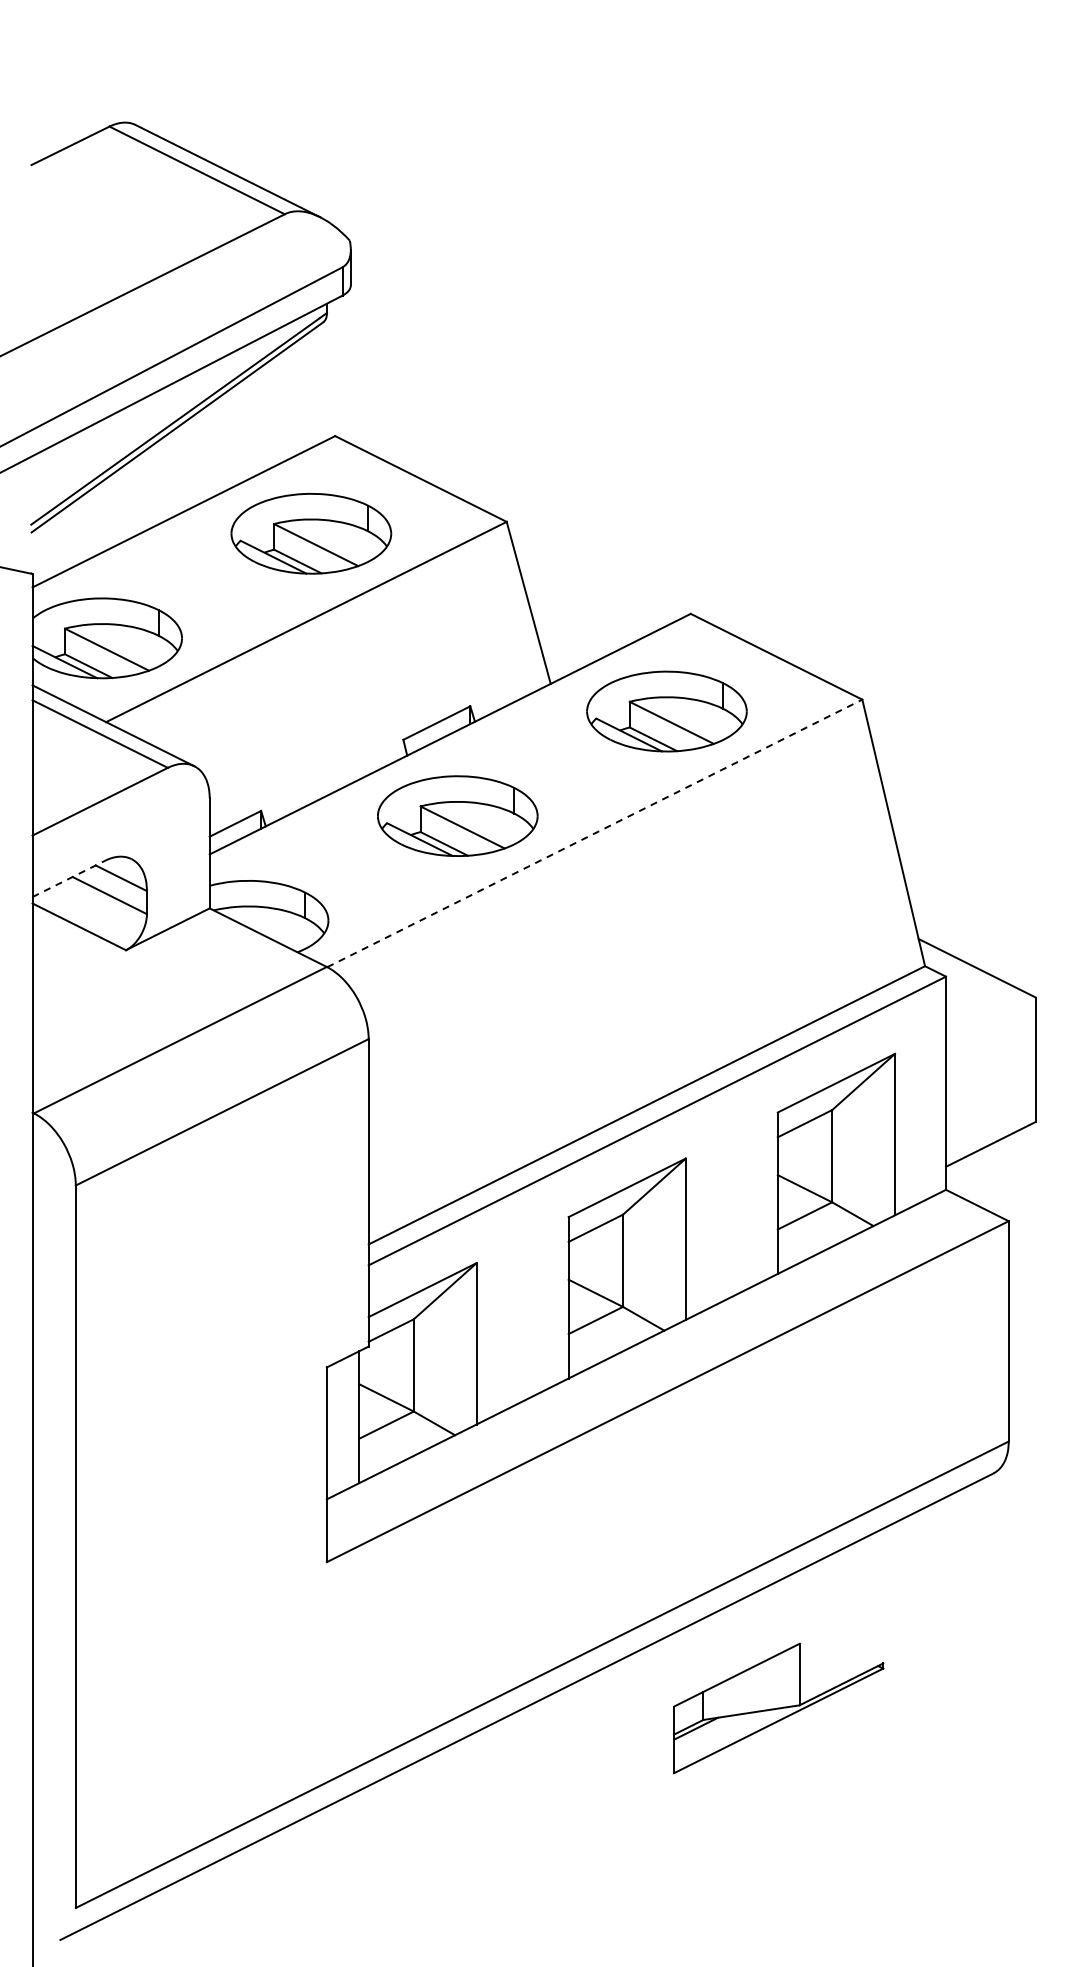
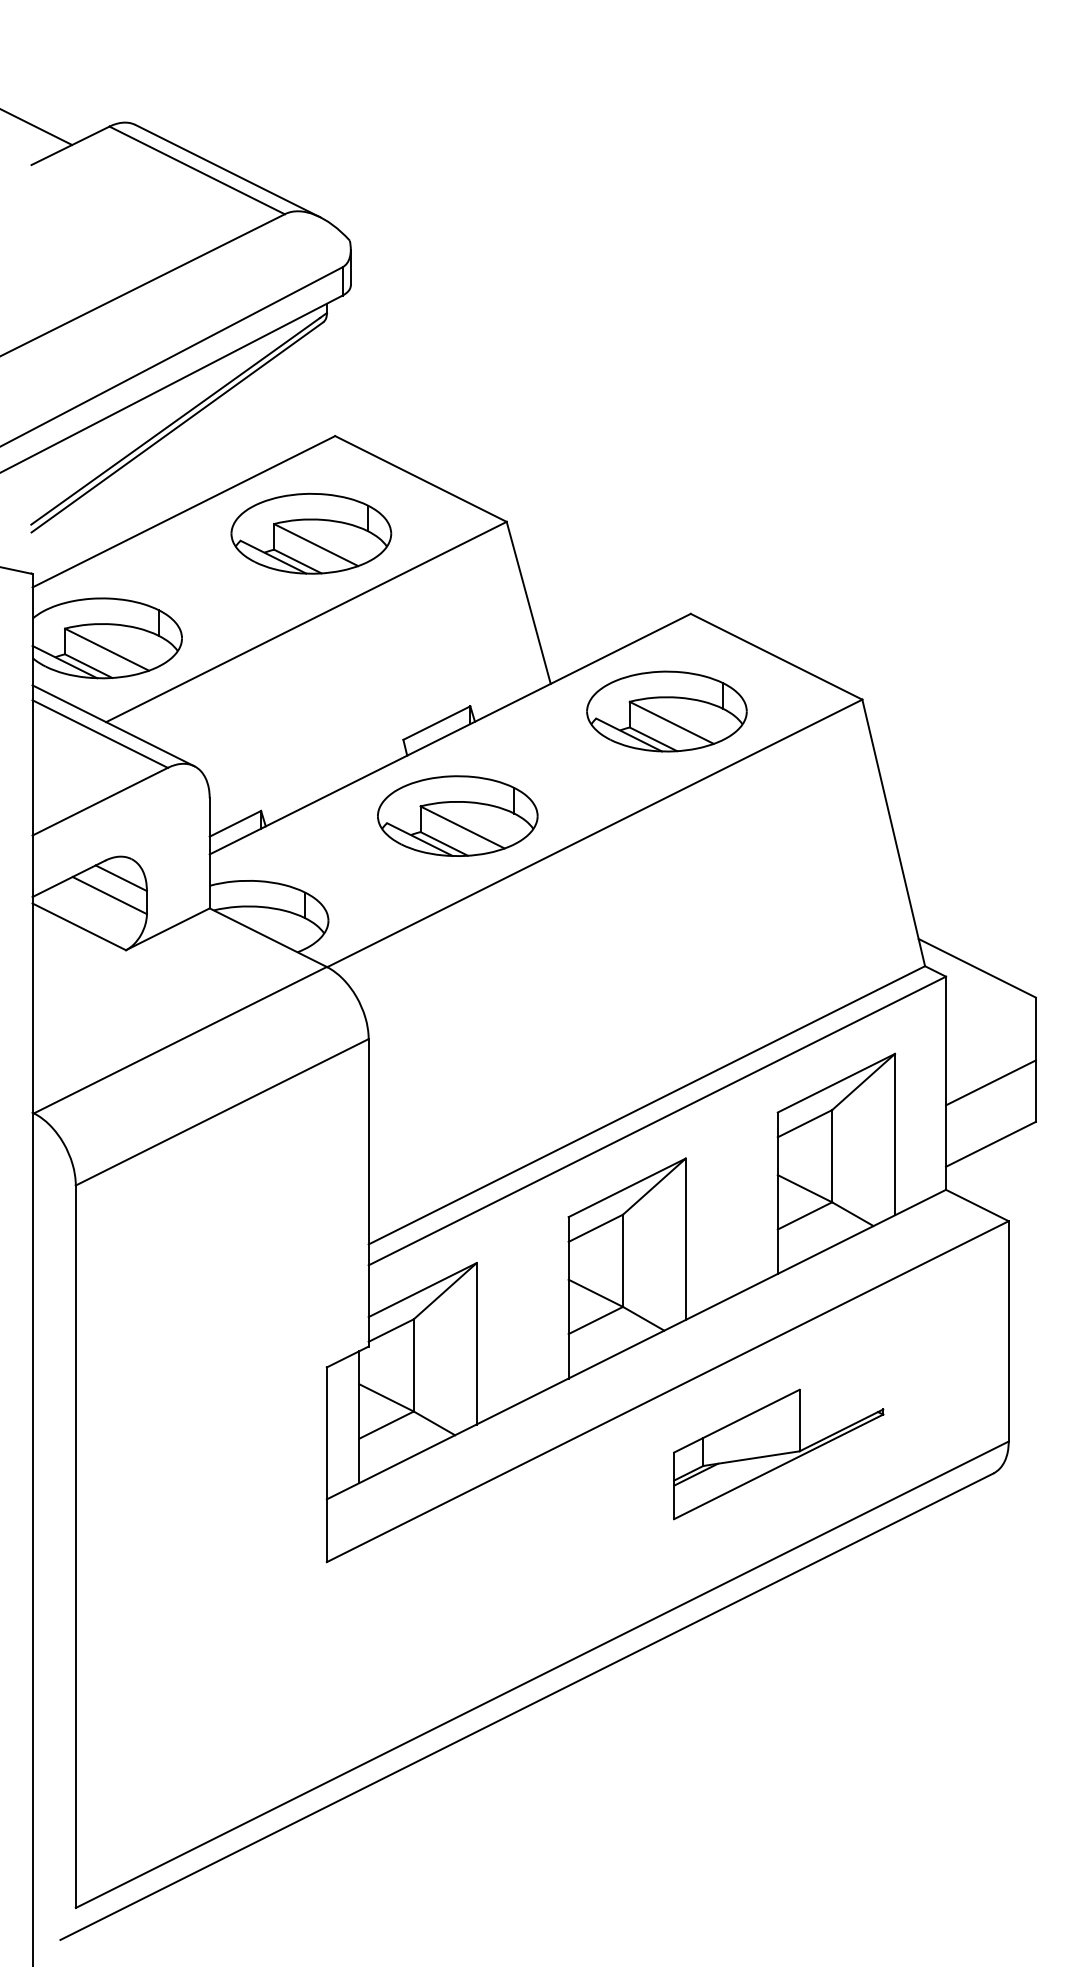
line: none -> present (37, 127)
line: dashed -> solid (595, 833)
line: dashed -> solid (68, 878)
line: none -> present (990, 1082)
part position: (778, 1708) -> (778, 1454) (778, 1454)
